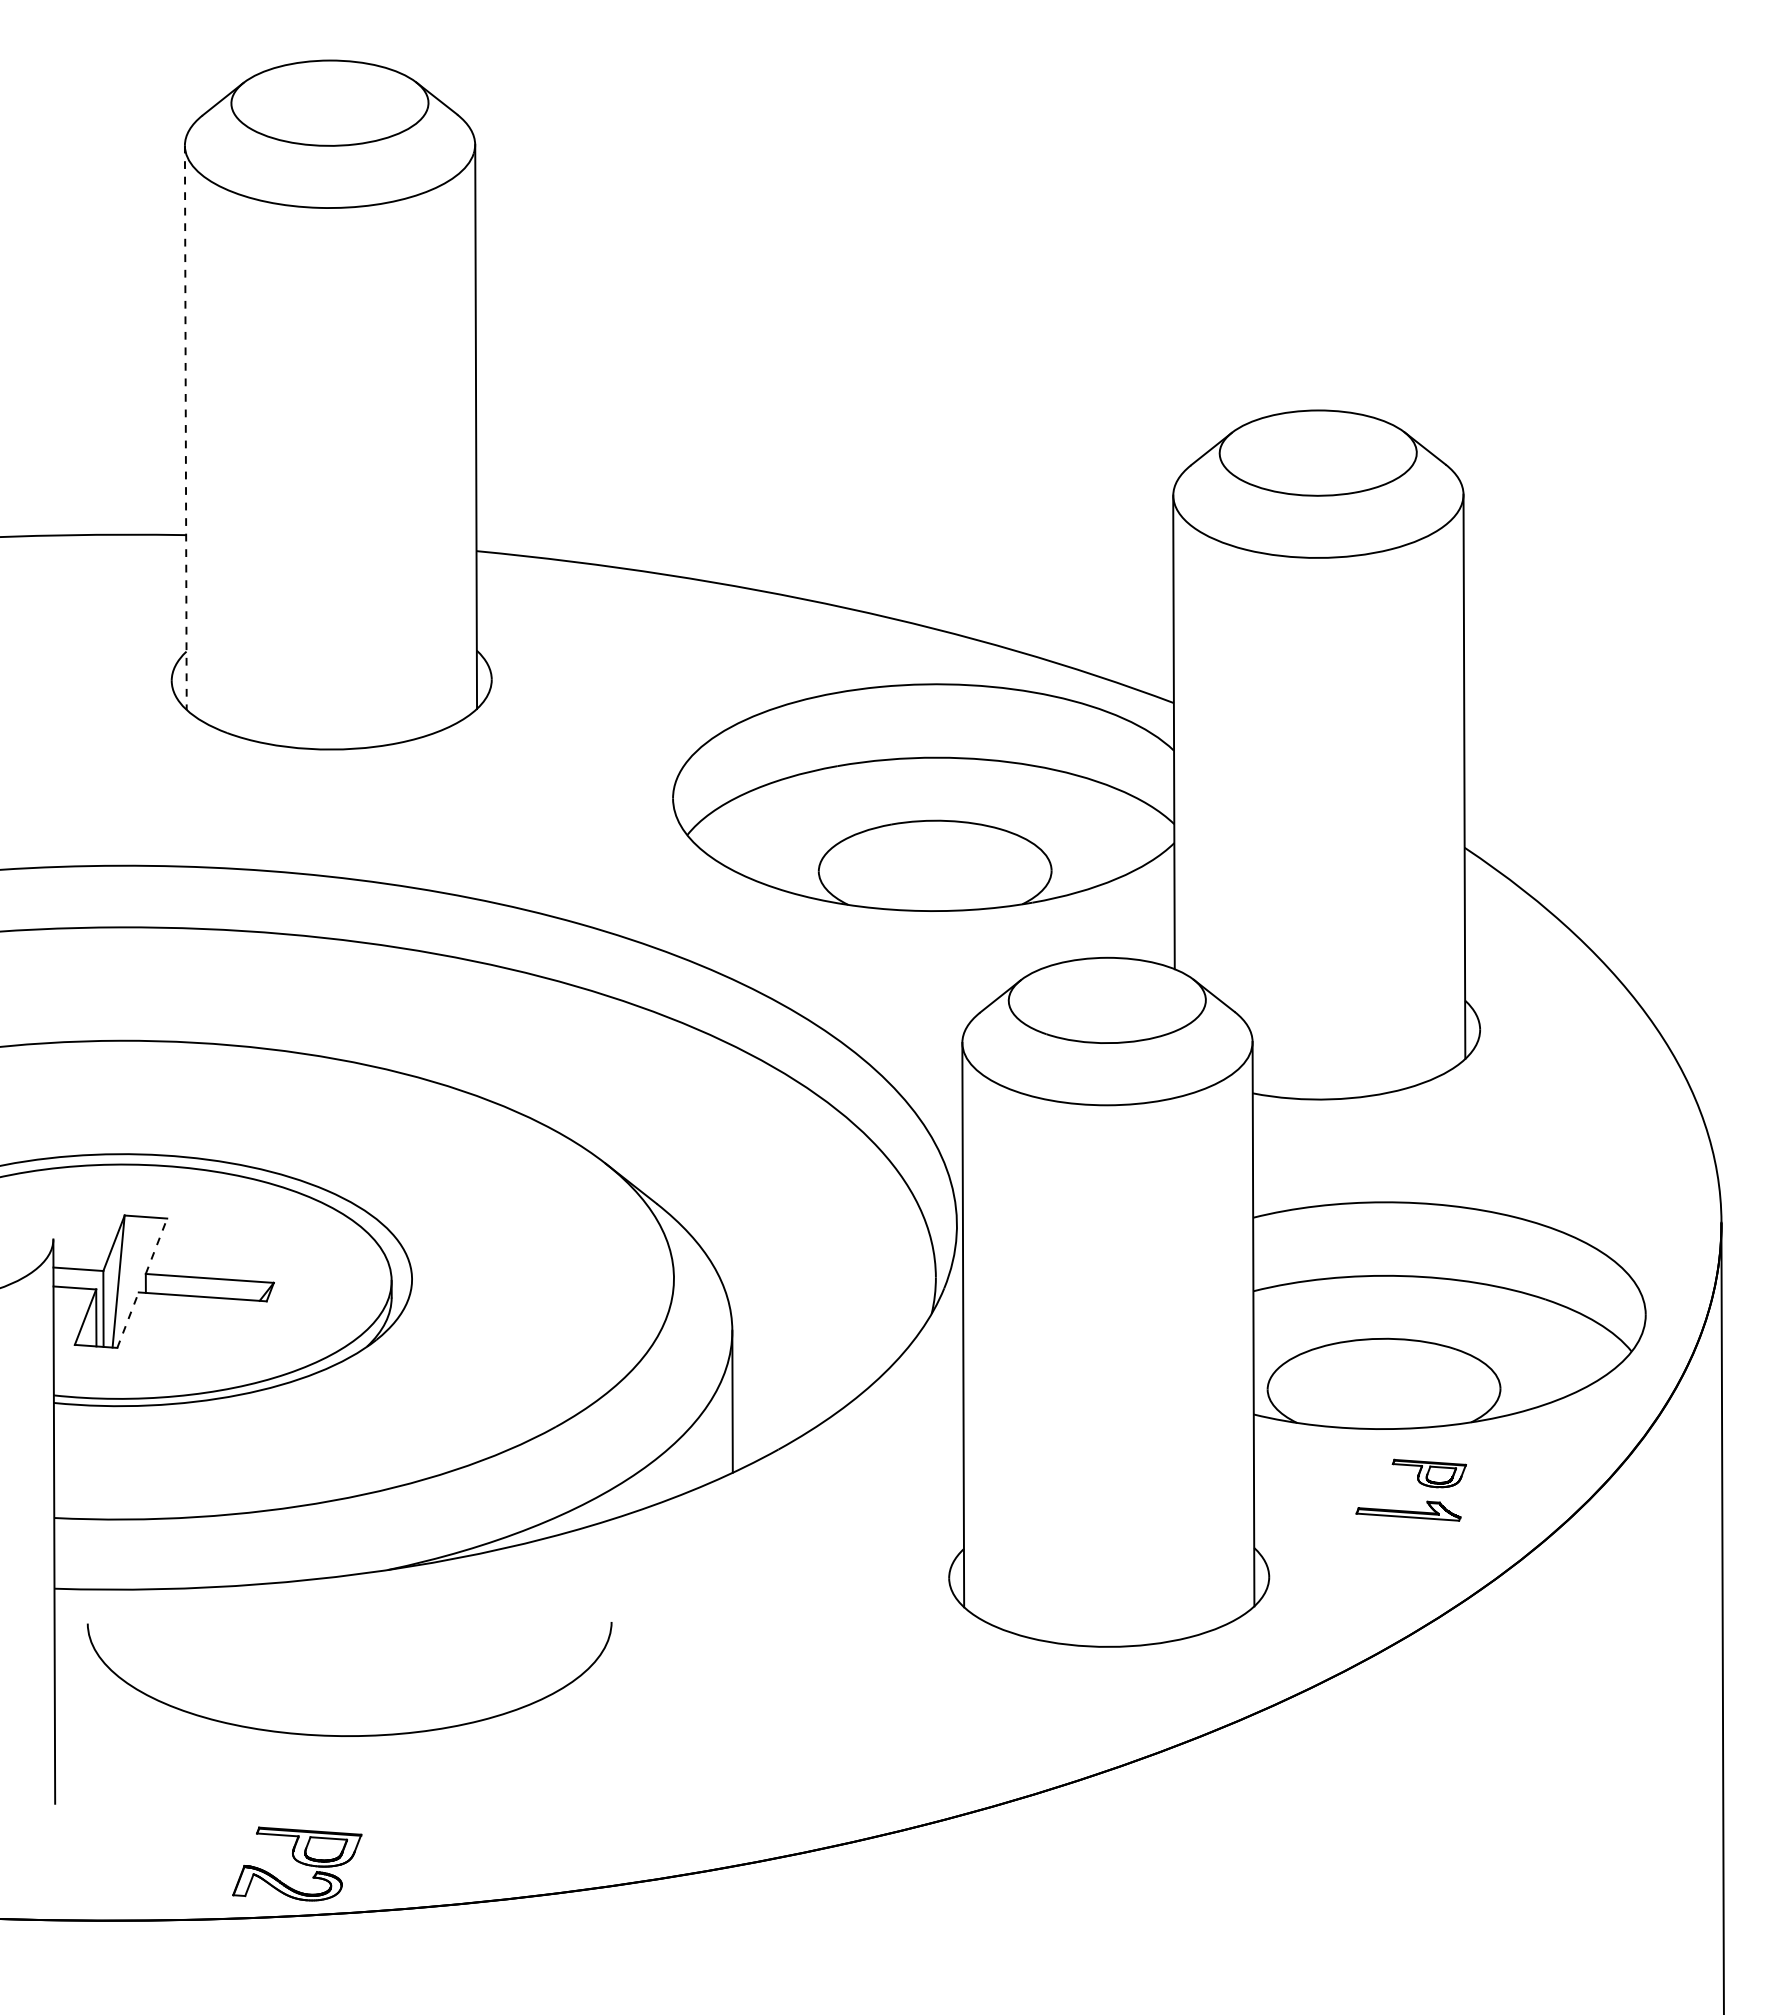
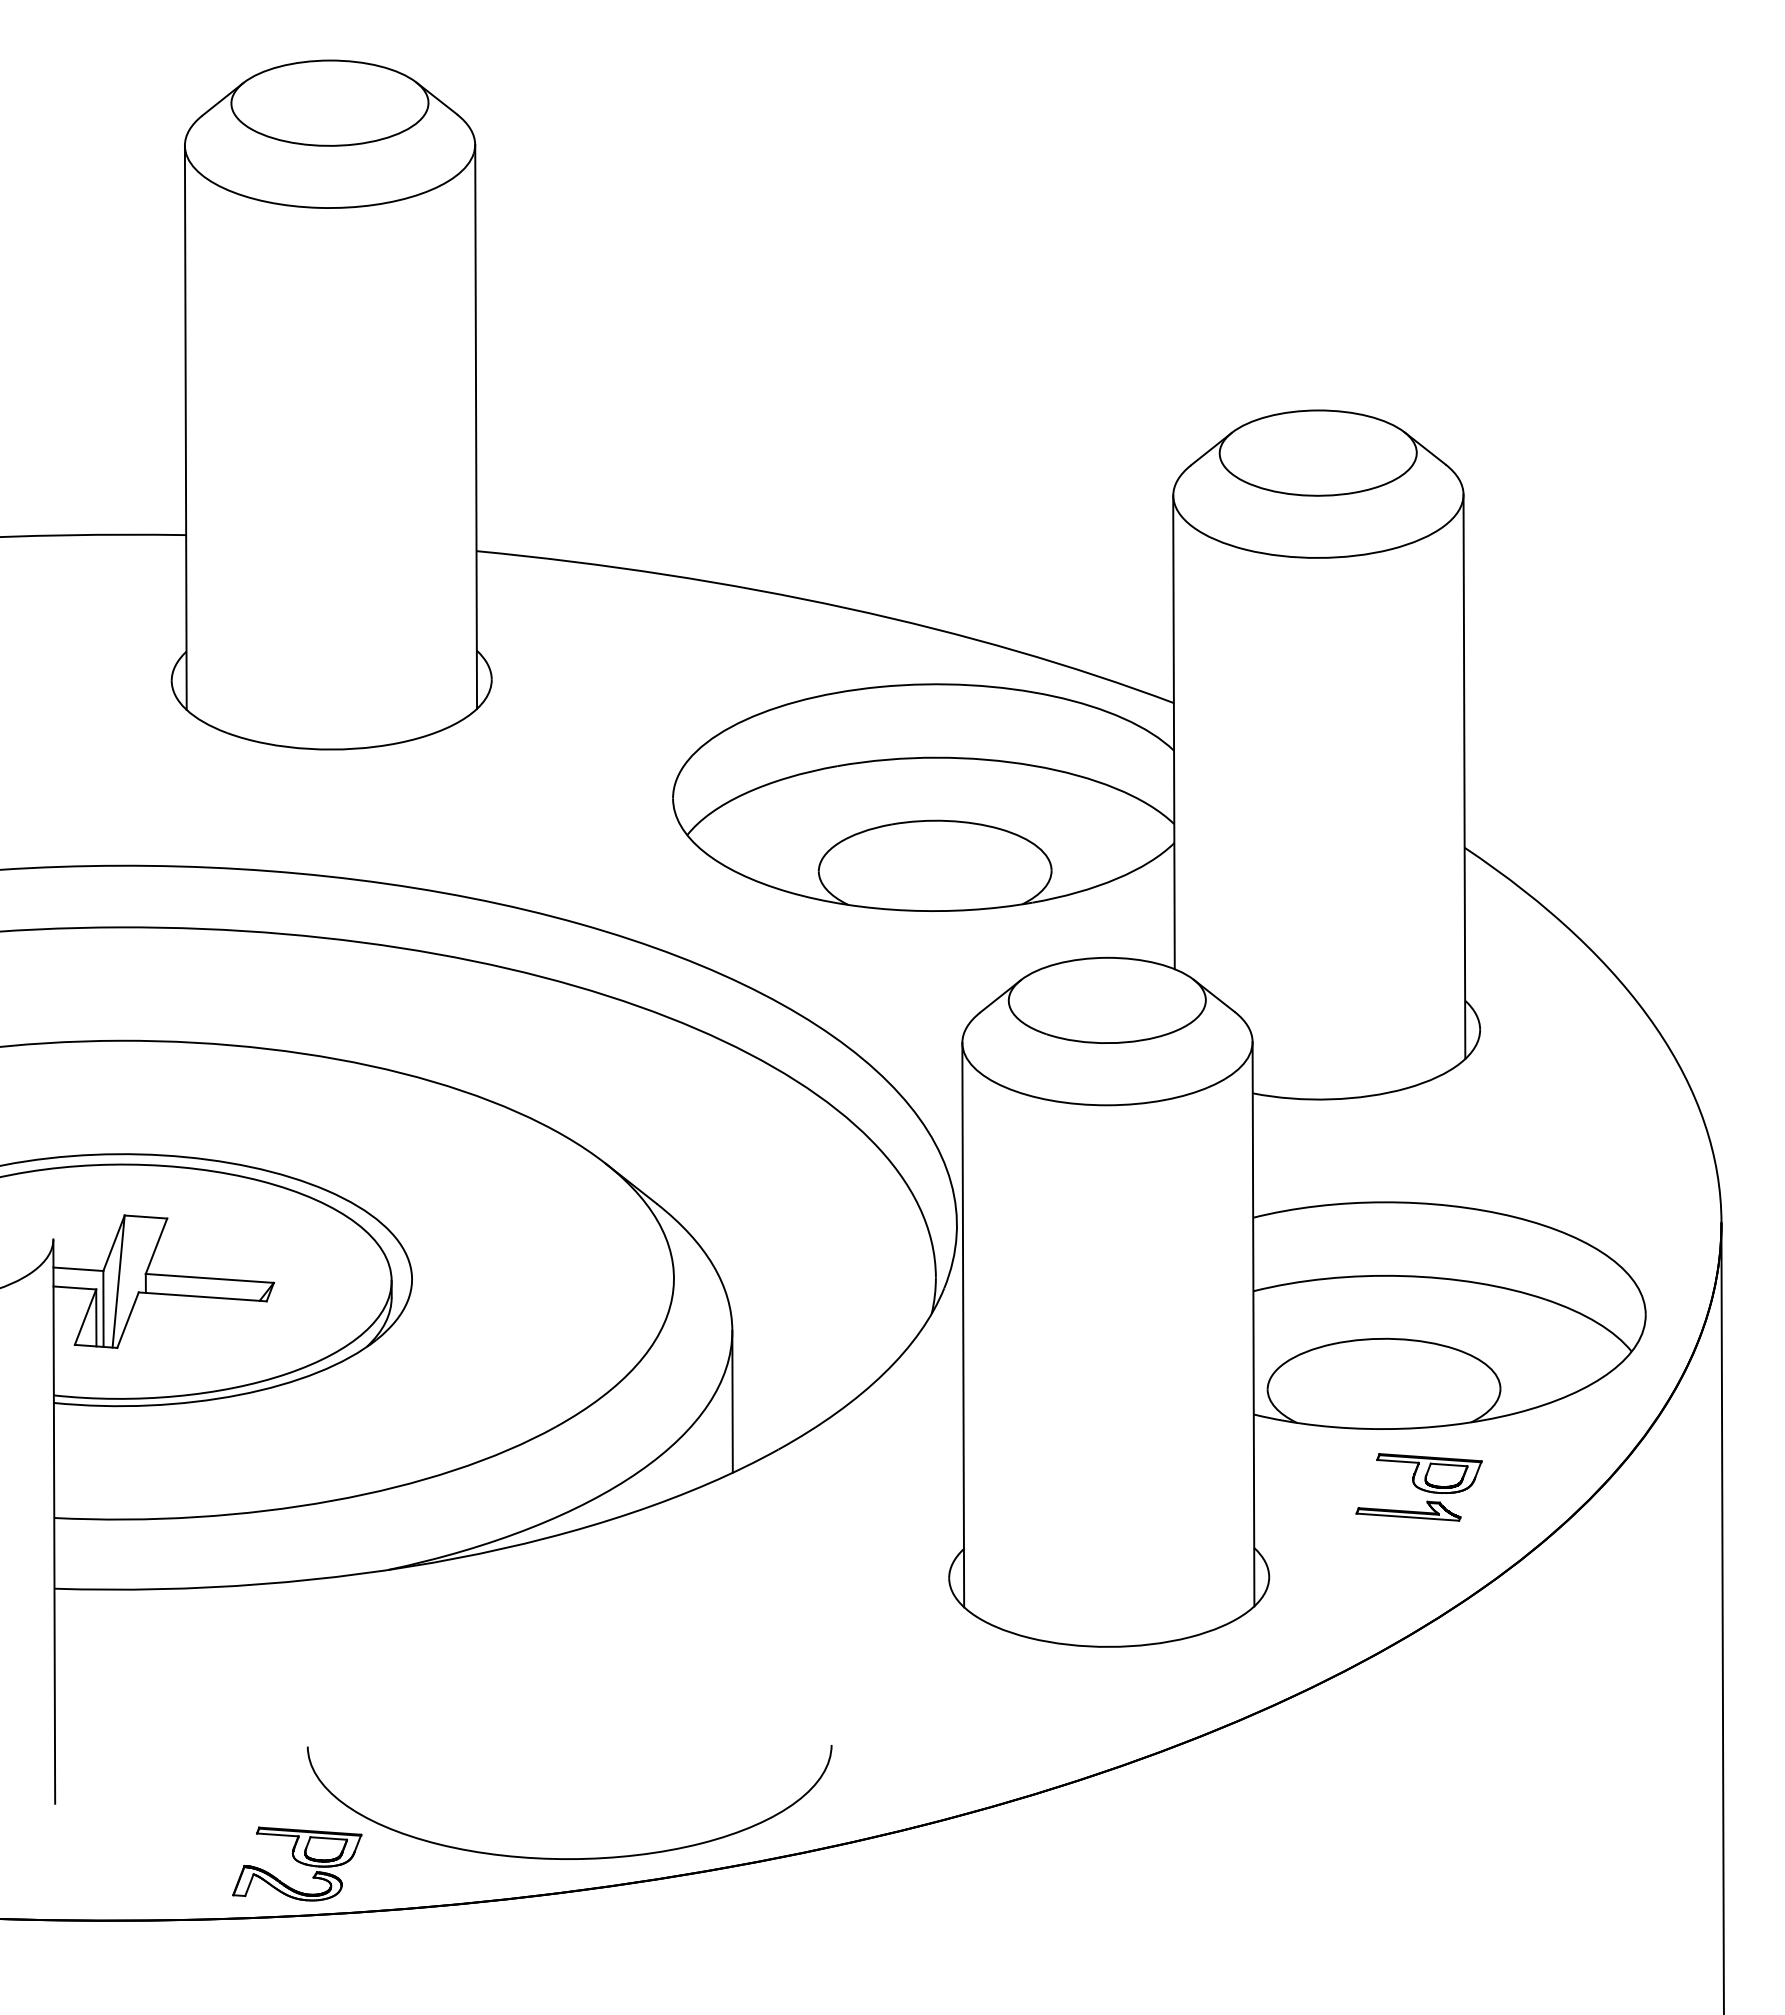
line: dashed -> solid (185, 428)
line: dashed -> solid (156, 1246)
line: dashed -> solid (128, 1320)
part size: 76x31 px -> 107x41 px (1429, 1473)
curve position: (349, 1735) -> (569, 1858) (569, 1858)
